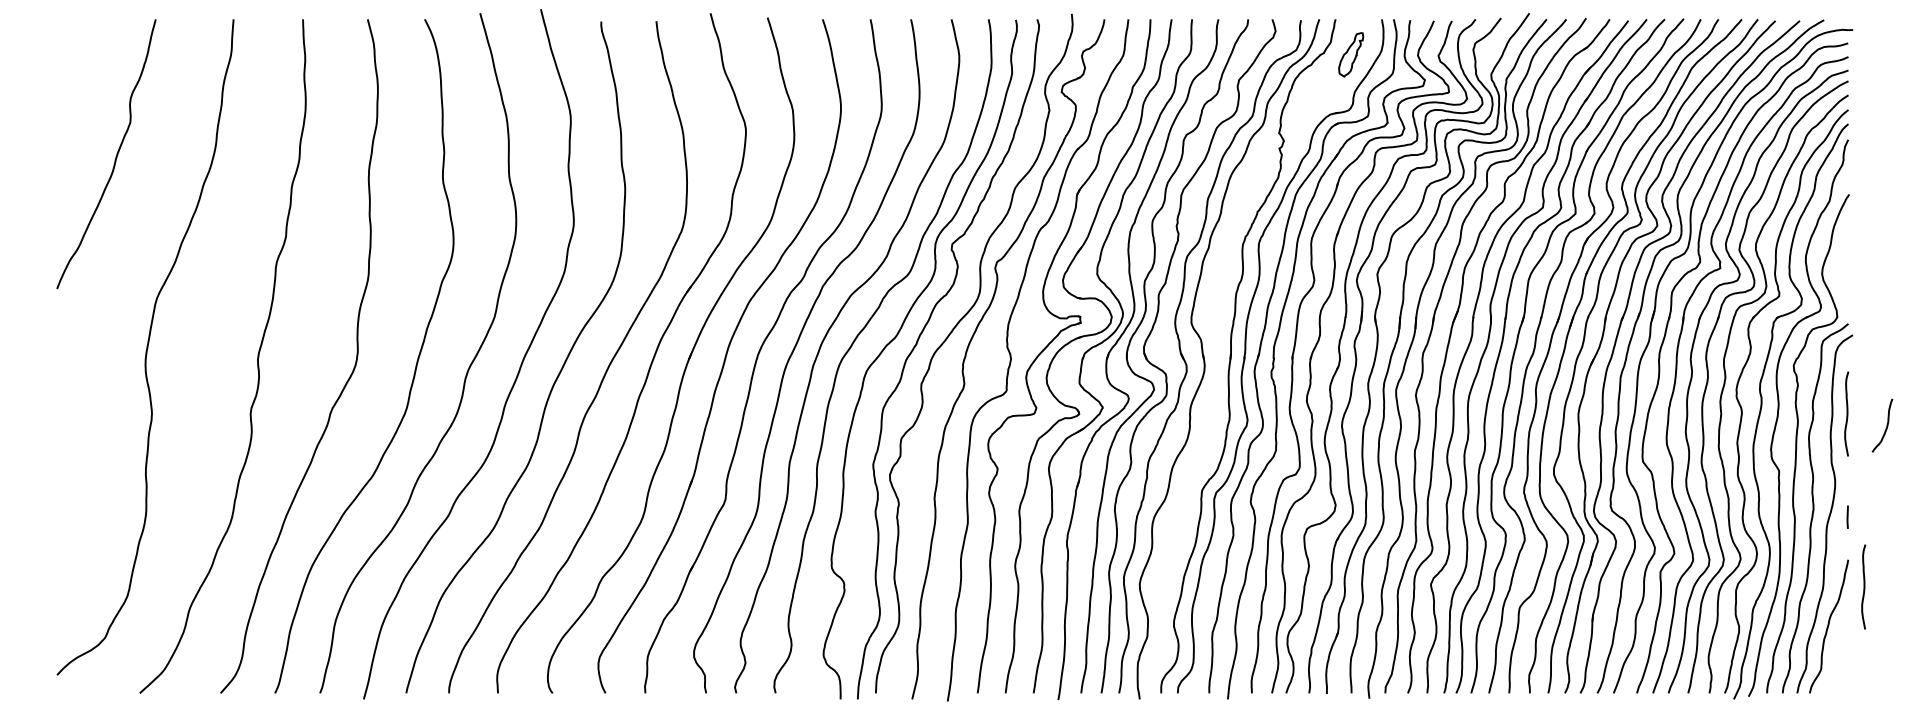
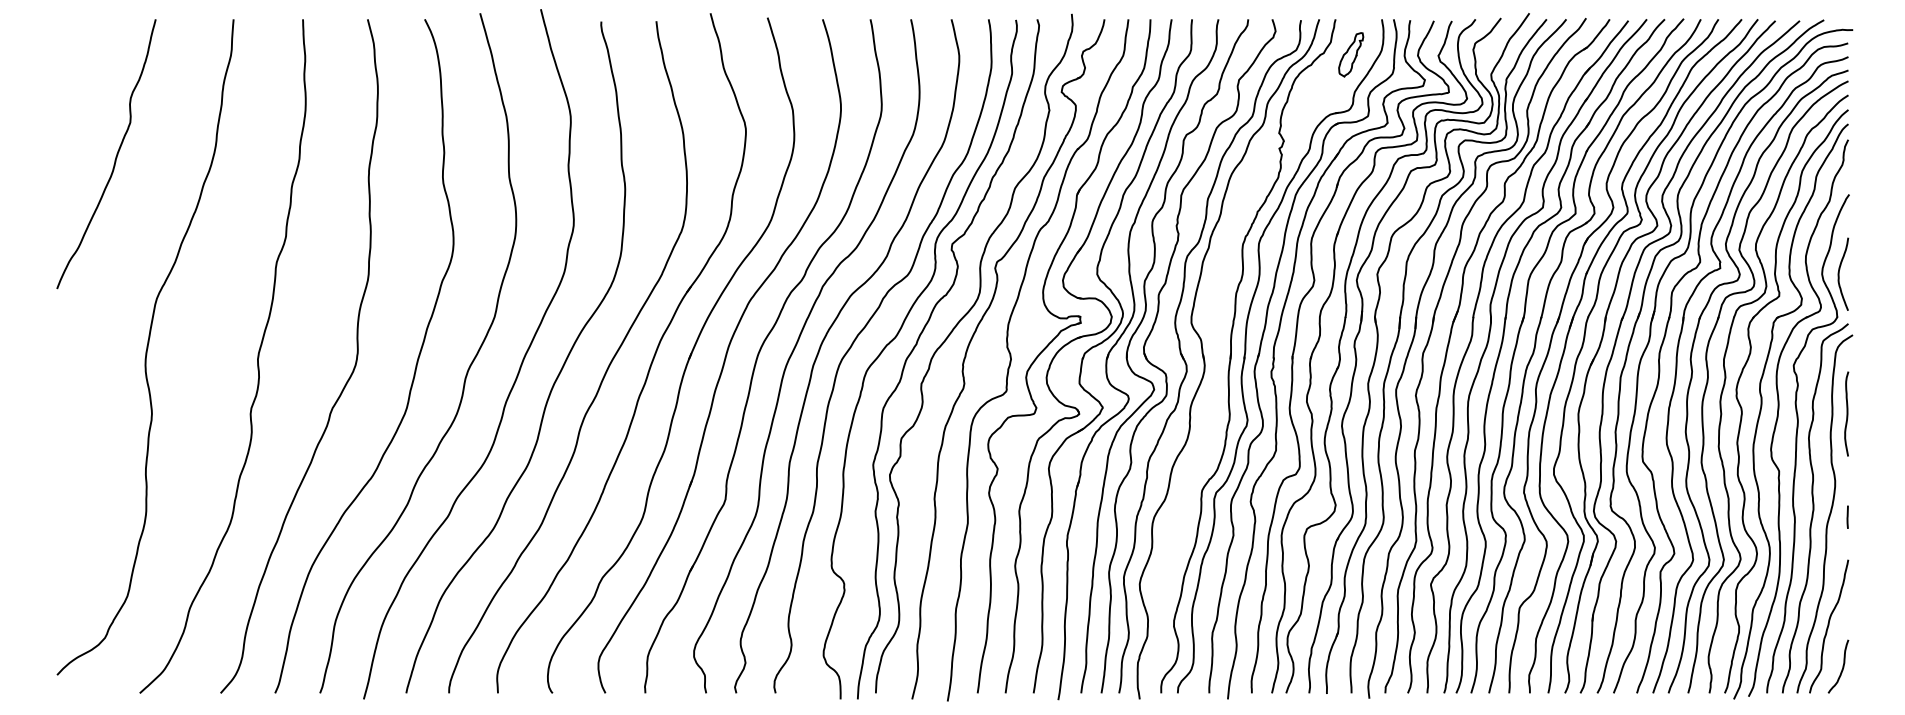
curve: none -> present (1839, 273)
curve position: (1886, 425) -> (1842, 666) (1842, 666)
curve: present -> none (1863, 586)
